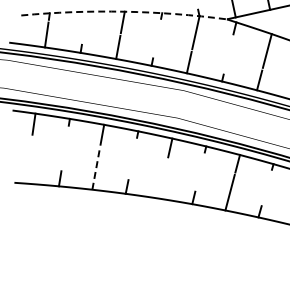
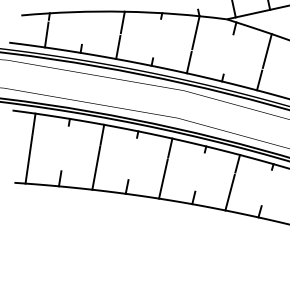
arc: dashed -> solid (124, 11)
line: none -> present (28, 159)
line: dashed -> solid (96, 168)
line: none -> present (163, 178)
